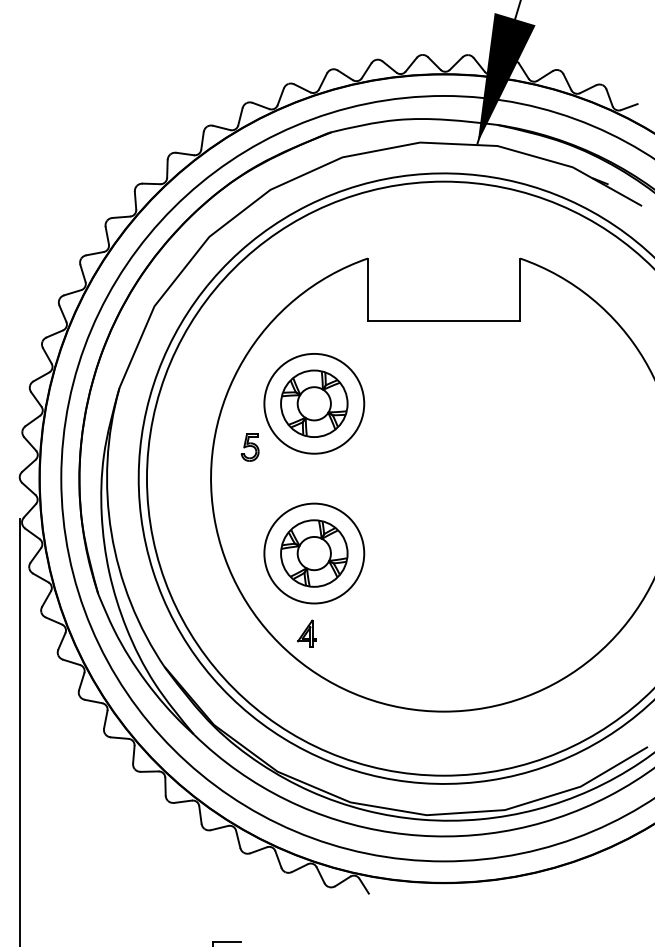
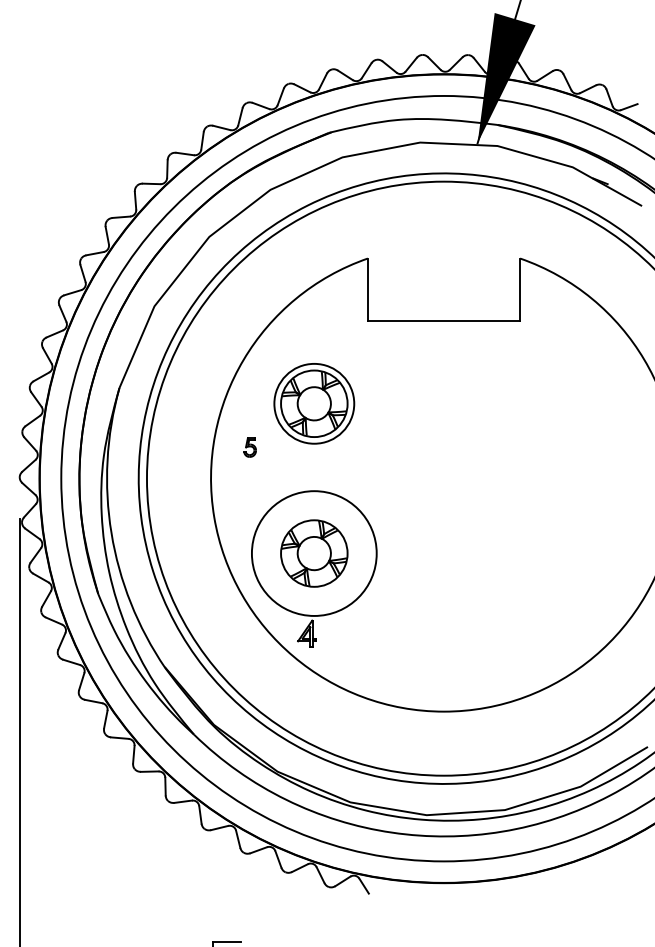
circle diameter: 100 px -> 80 px (314, 403)
part size: 20x29 px -> 14x21 px (249, 447)
circle diameter: 100 px -> 125 px (313, 553)
